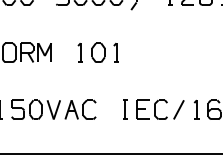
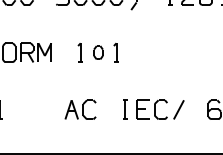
part size: 15x21 px -> 11x15 px (98, 52)
part: present -> none (35, 109)
part: present -> none (196, 109)
